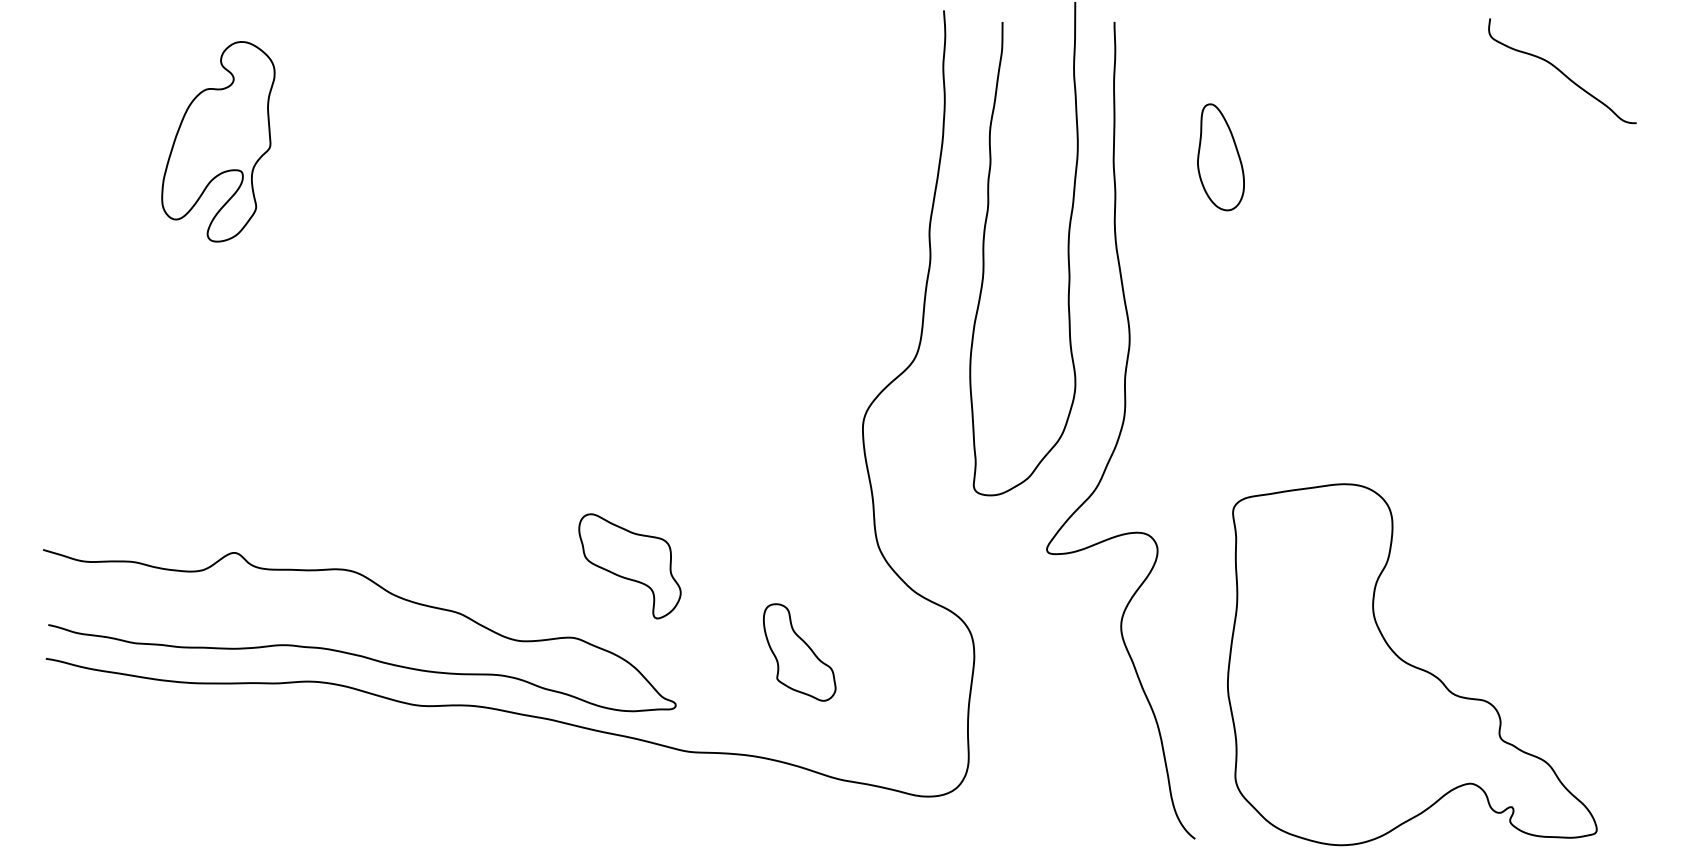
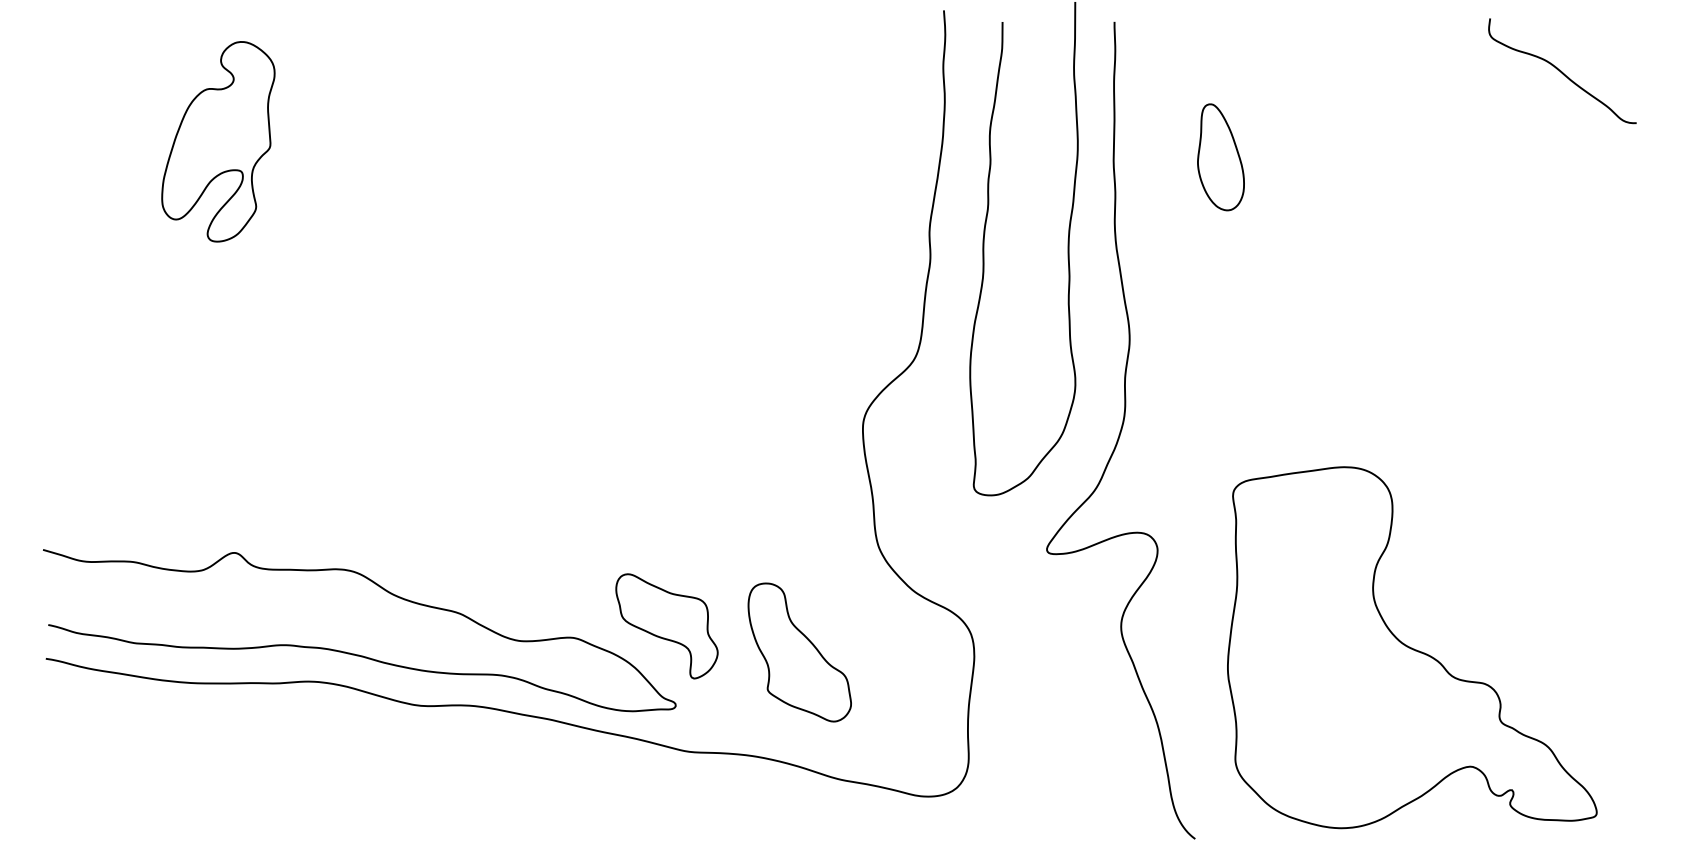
part position: (629, 566) -> (666, 626) (666, 626)
part size: 74x99 px -> 105x141 px (799, 652)
part position: (1412, 664) -> (1412, 647) (1412, 647)
